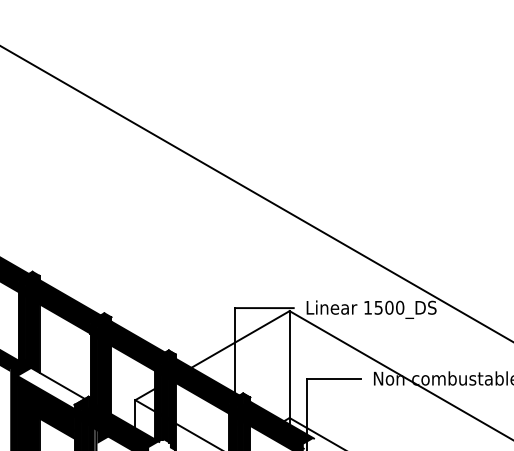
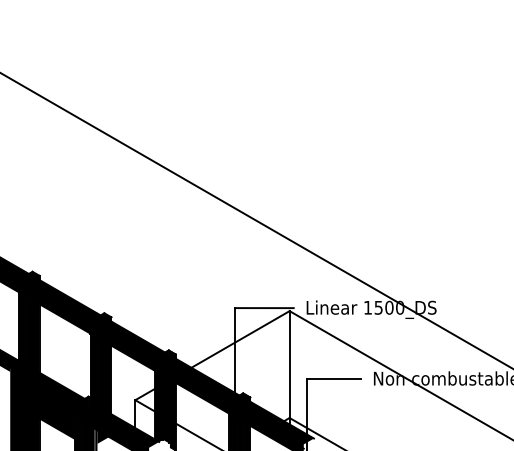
line position: (256, 193) -> (256, 220) (256, 220)
fill: none -> present (50, 388)
